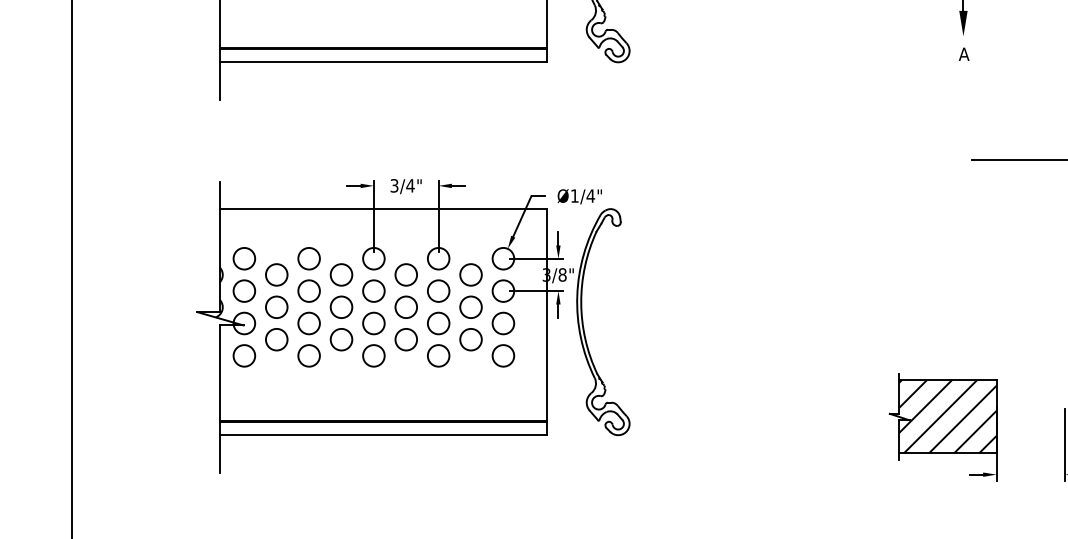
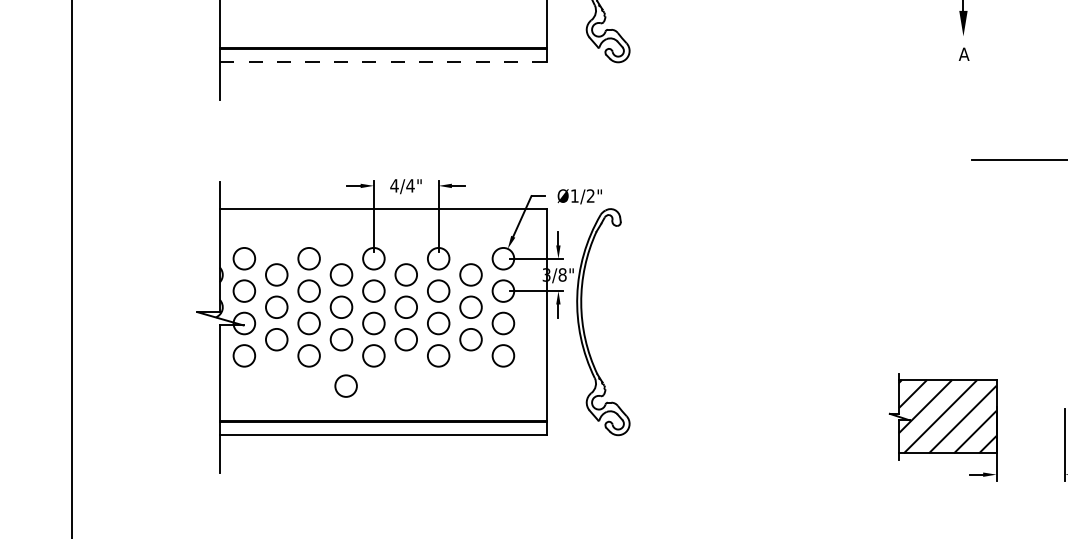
line: solid -> dashed (382, 62)
text: 3/4" -> 4/4" (394, 185)
text: Ø1/4" -> Ø1/2" (590, 195)
circle: none -> present (345, 385)
